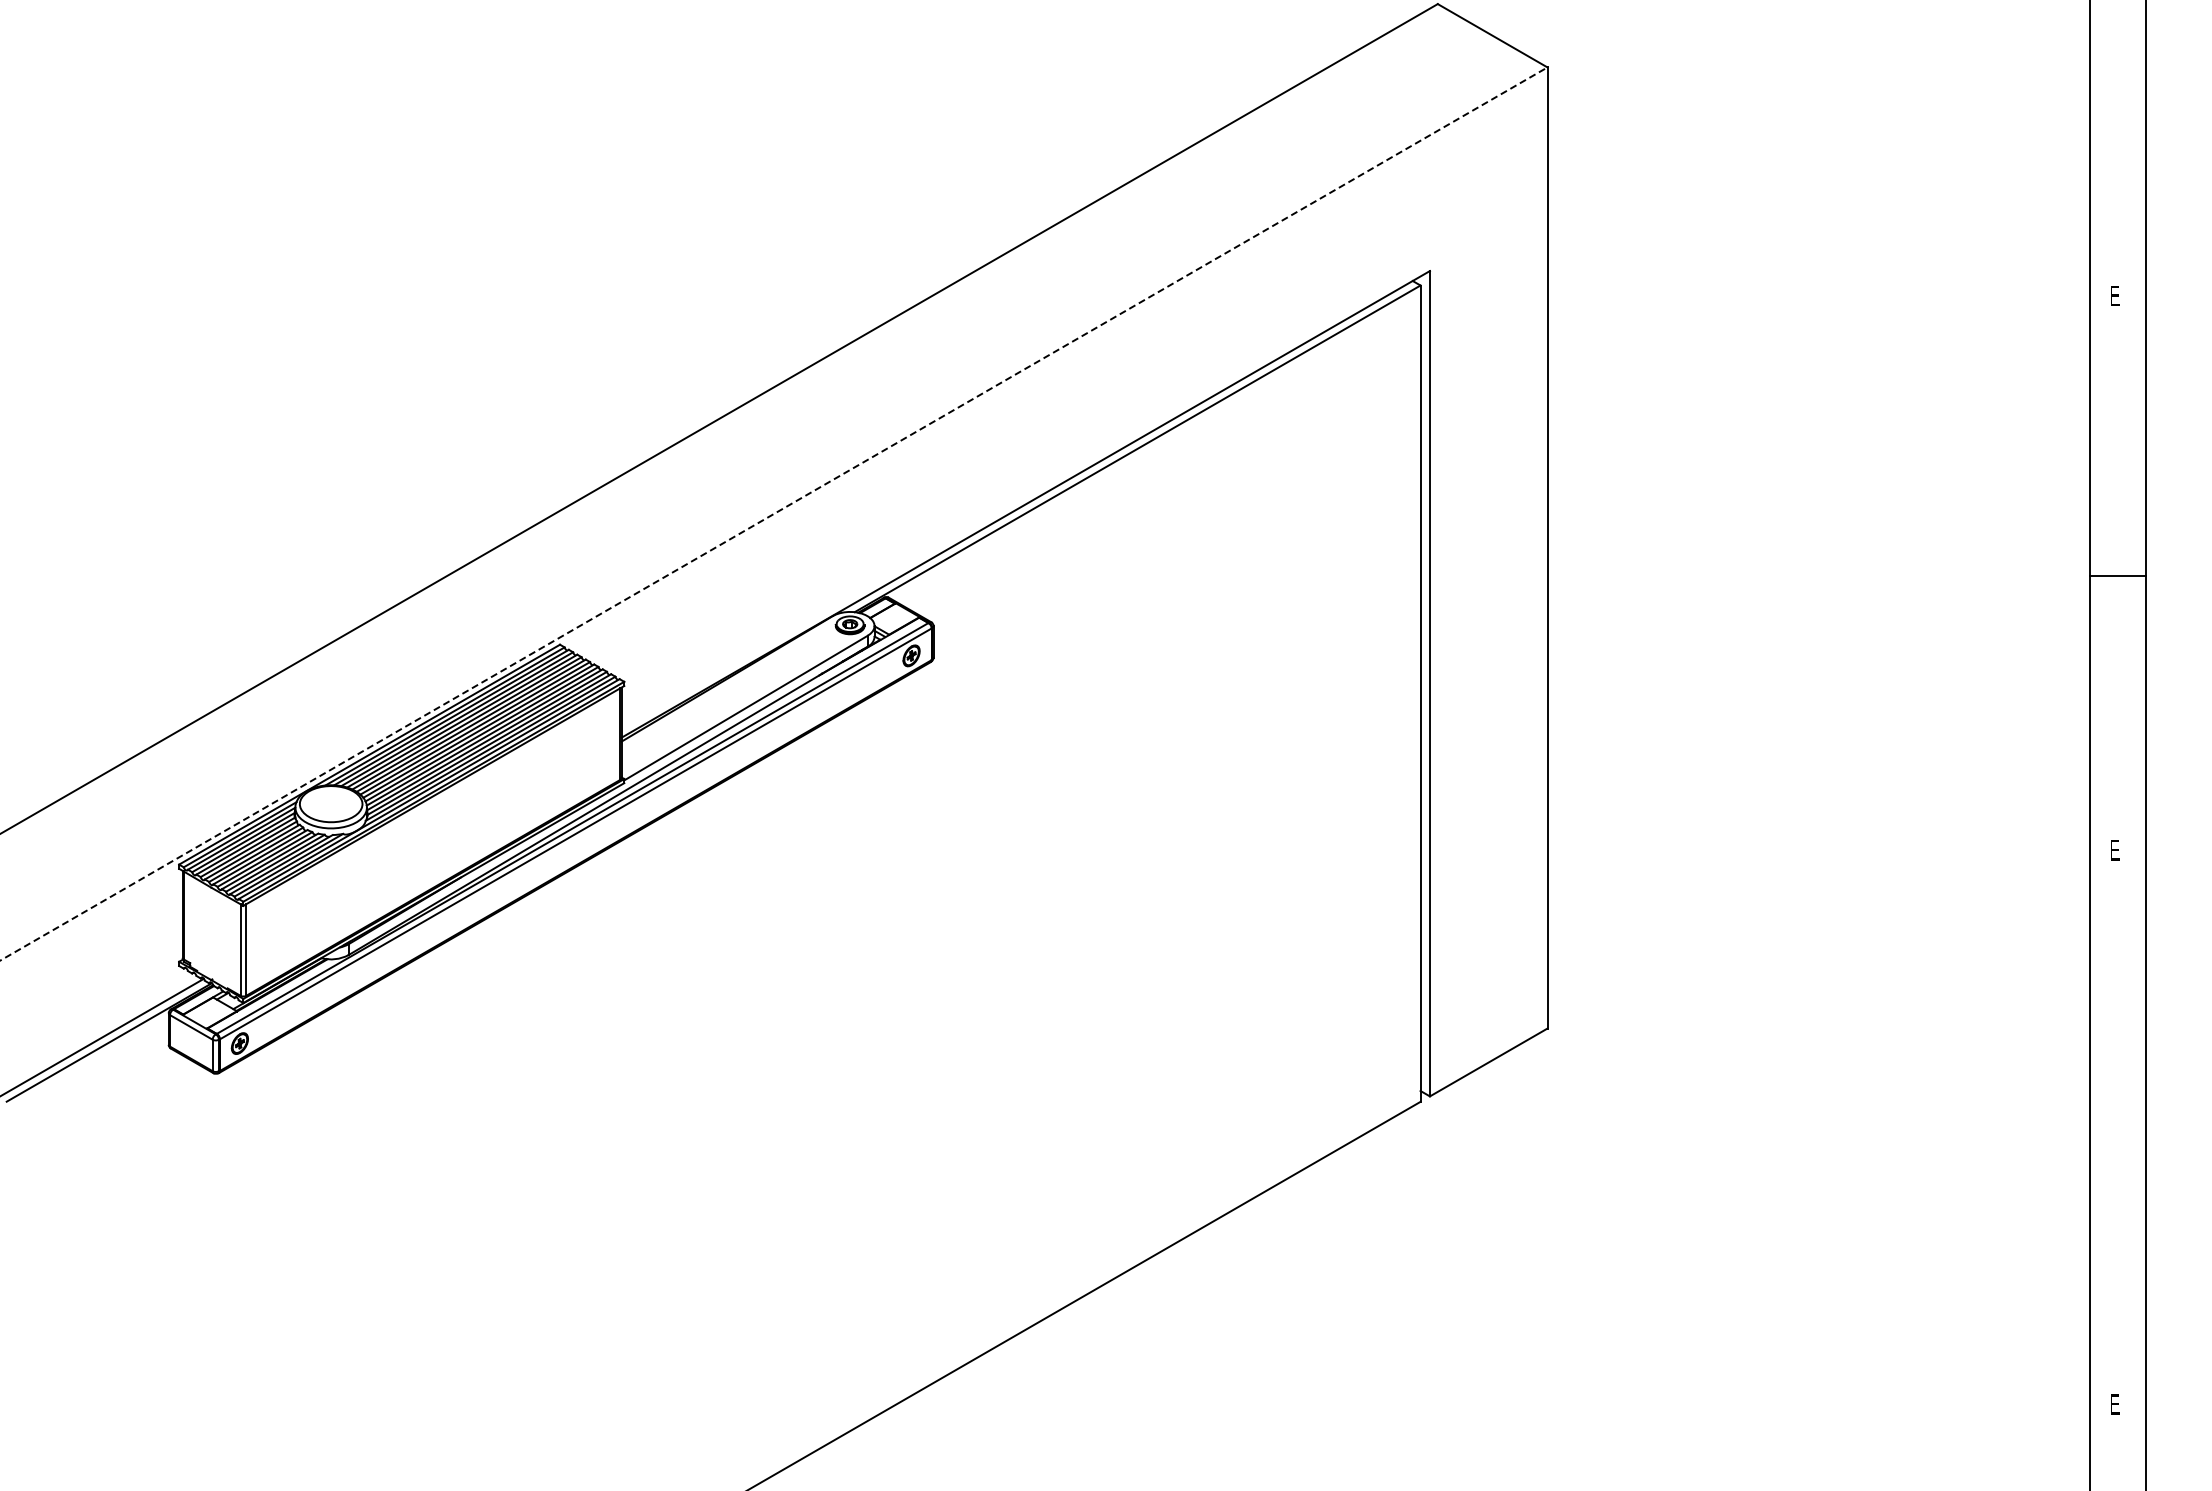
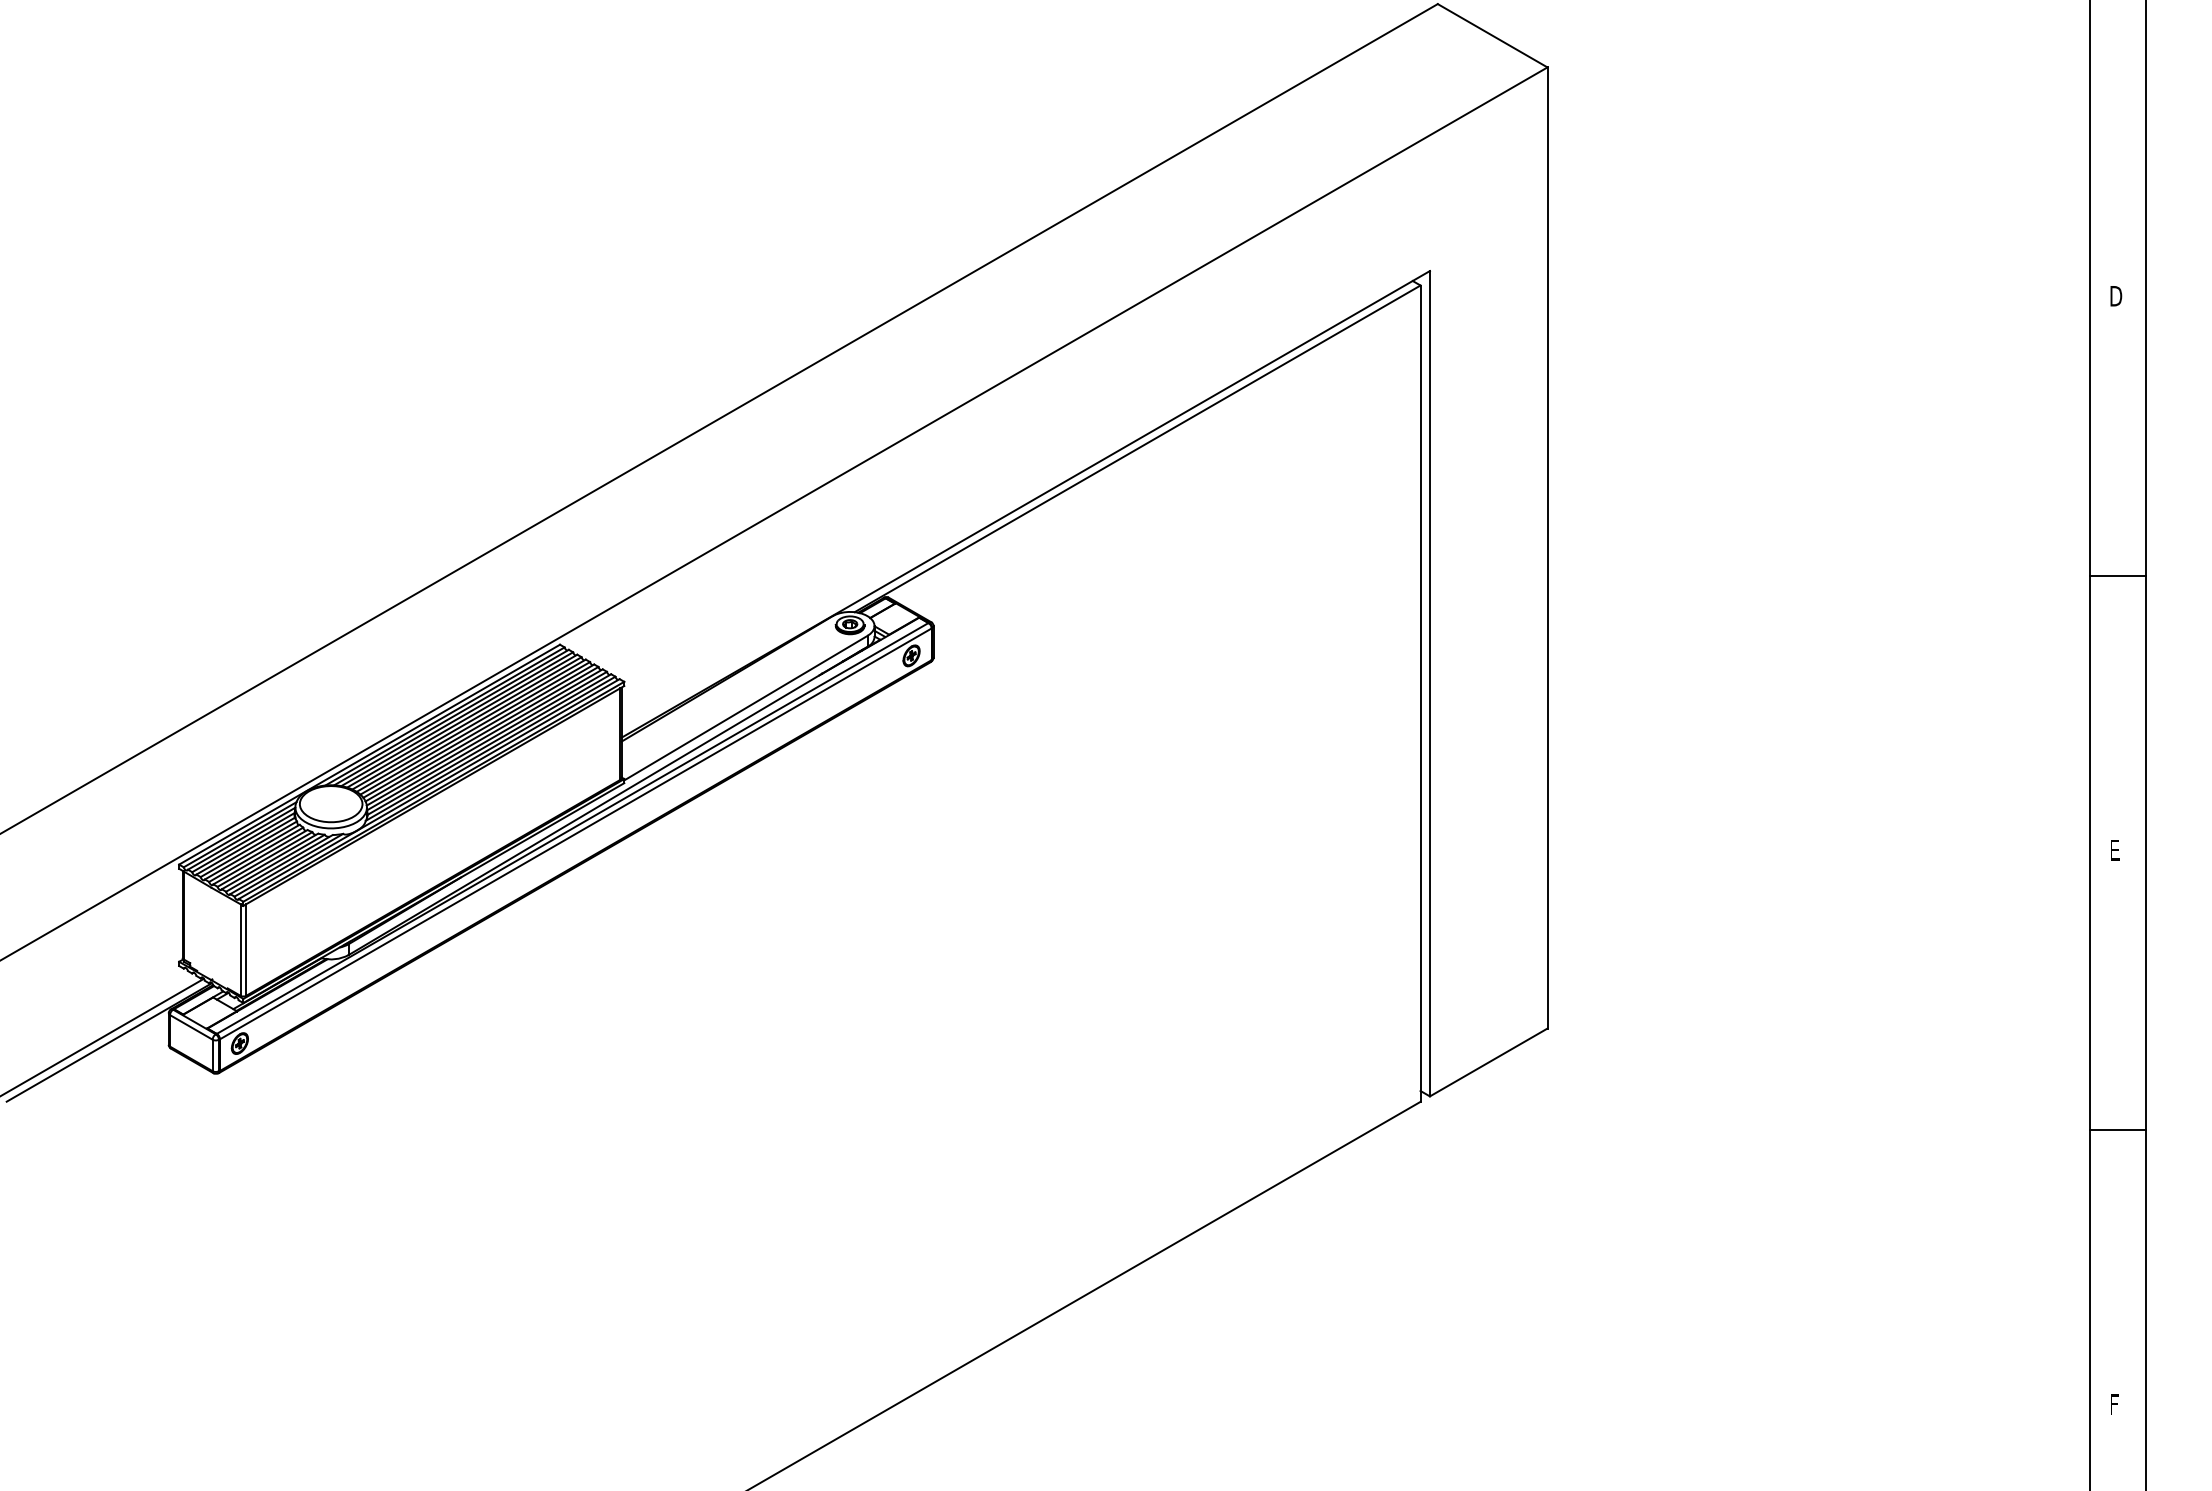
text: E -> D (2116, 296)
line: dashed -> solid (774, 513)
line: none -> present (2117, 1130)
text: E -> F (2115, 1408)
